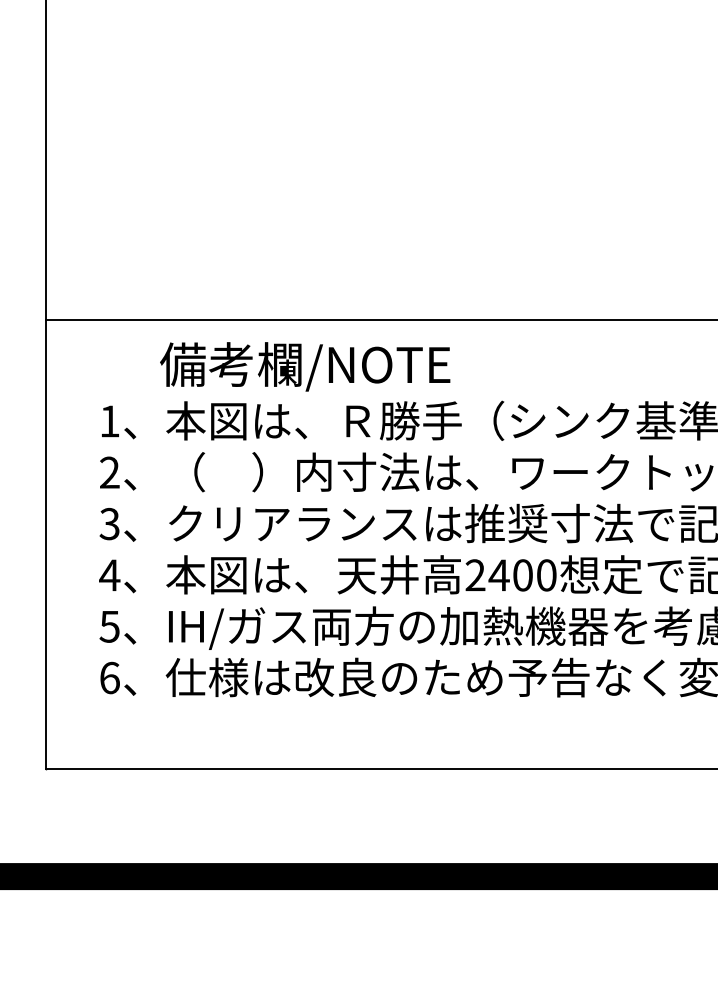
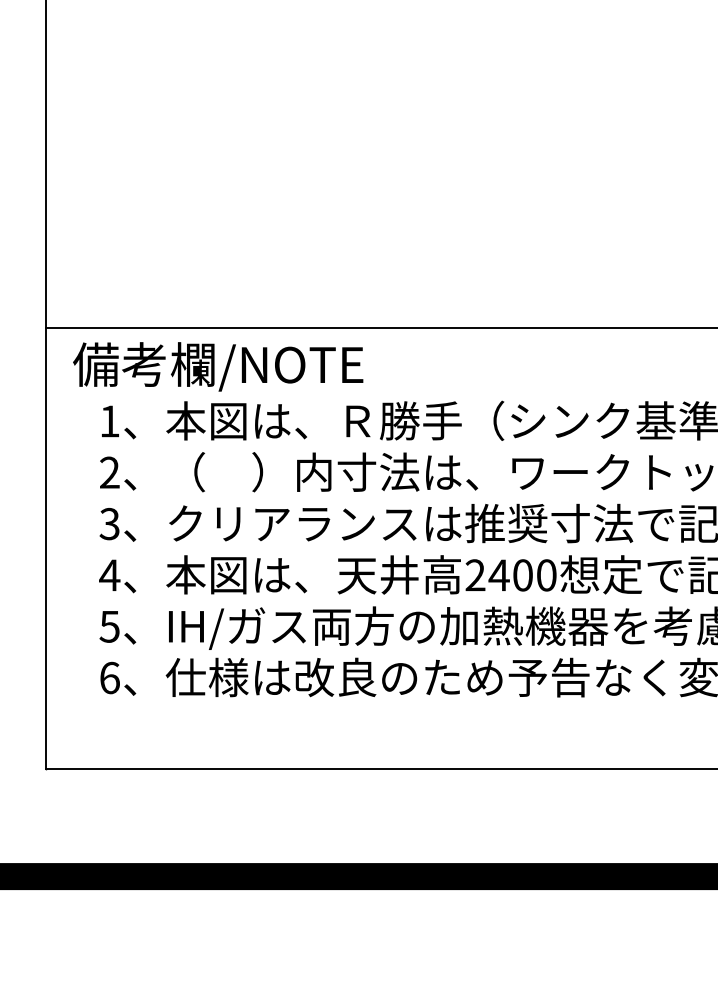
line position: (380, 320) -> (380, 328) (380, 328)
text position: (305, 366) -> (218, 366) (218, 366)
